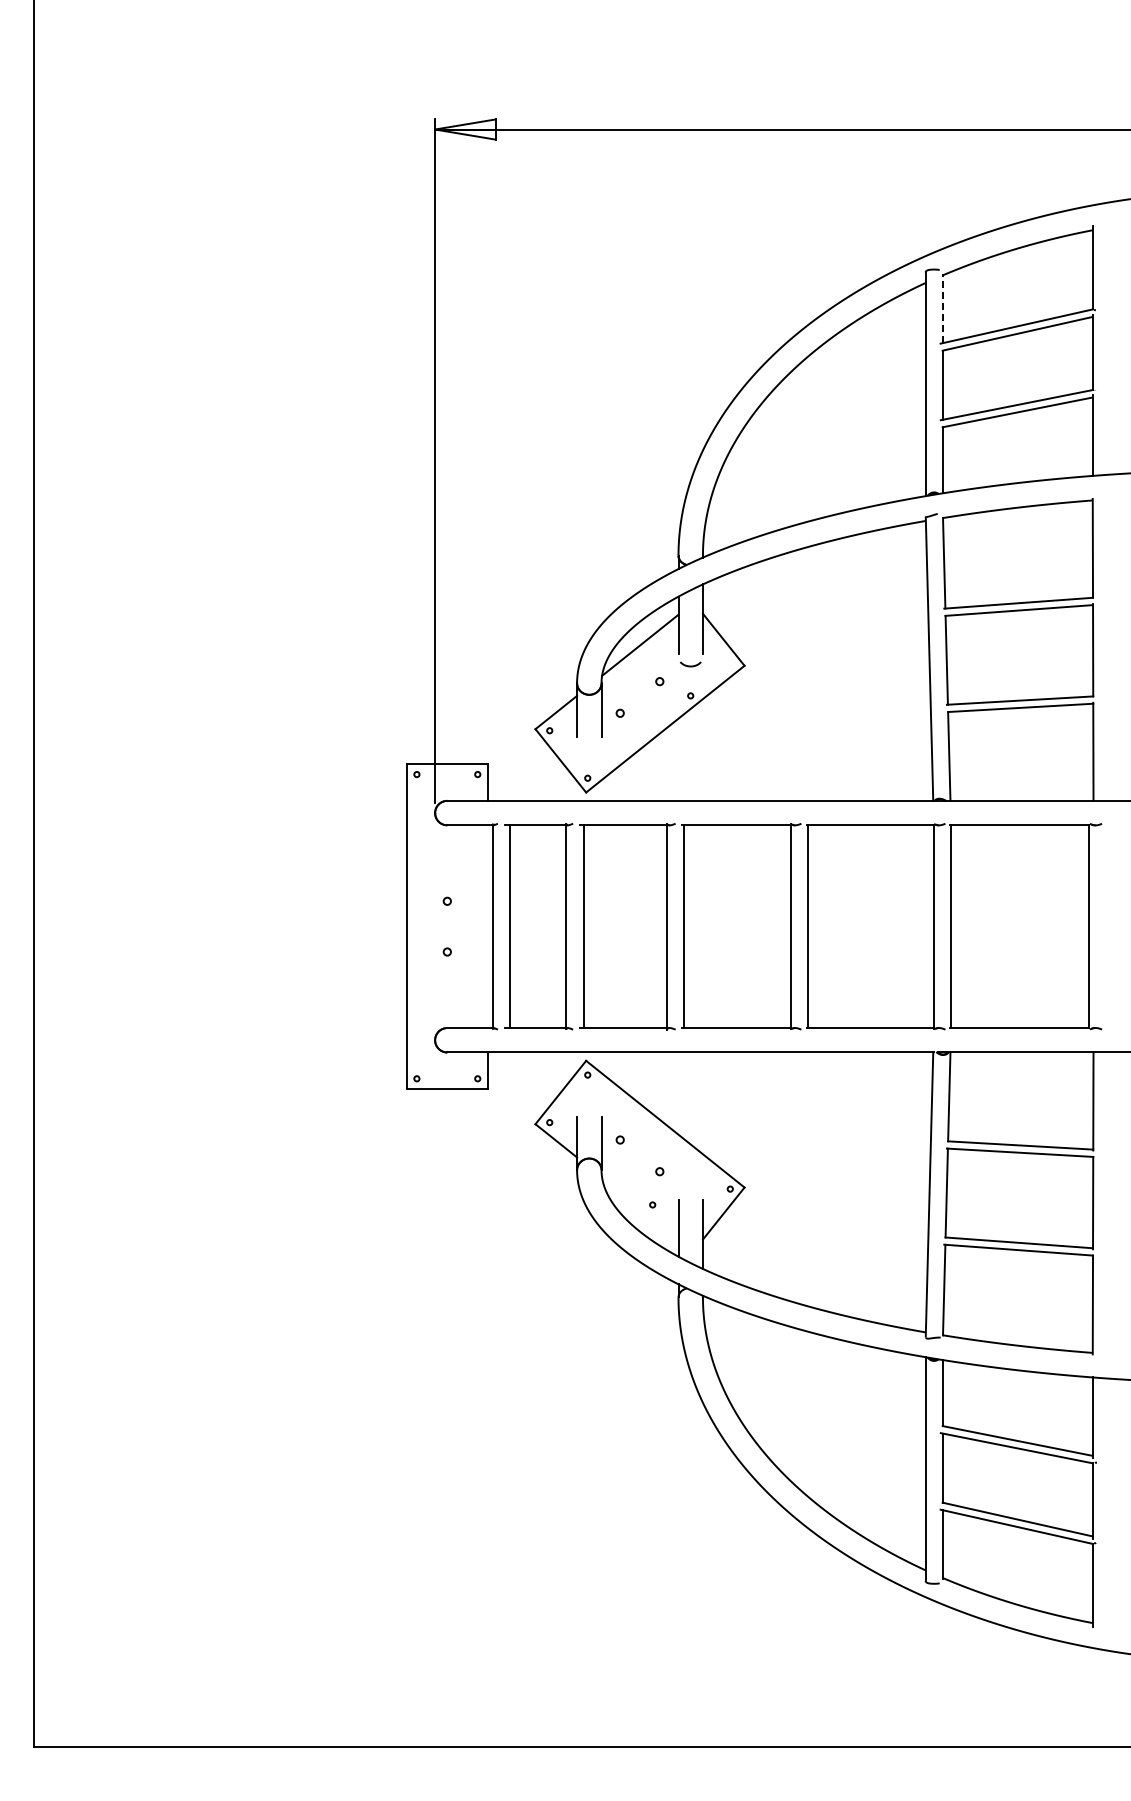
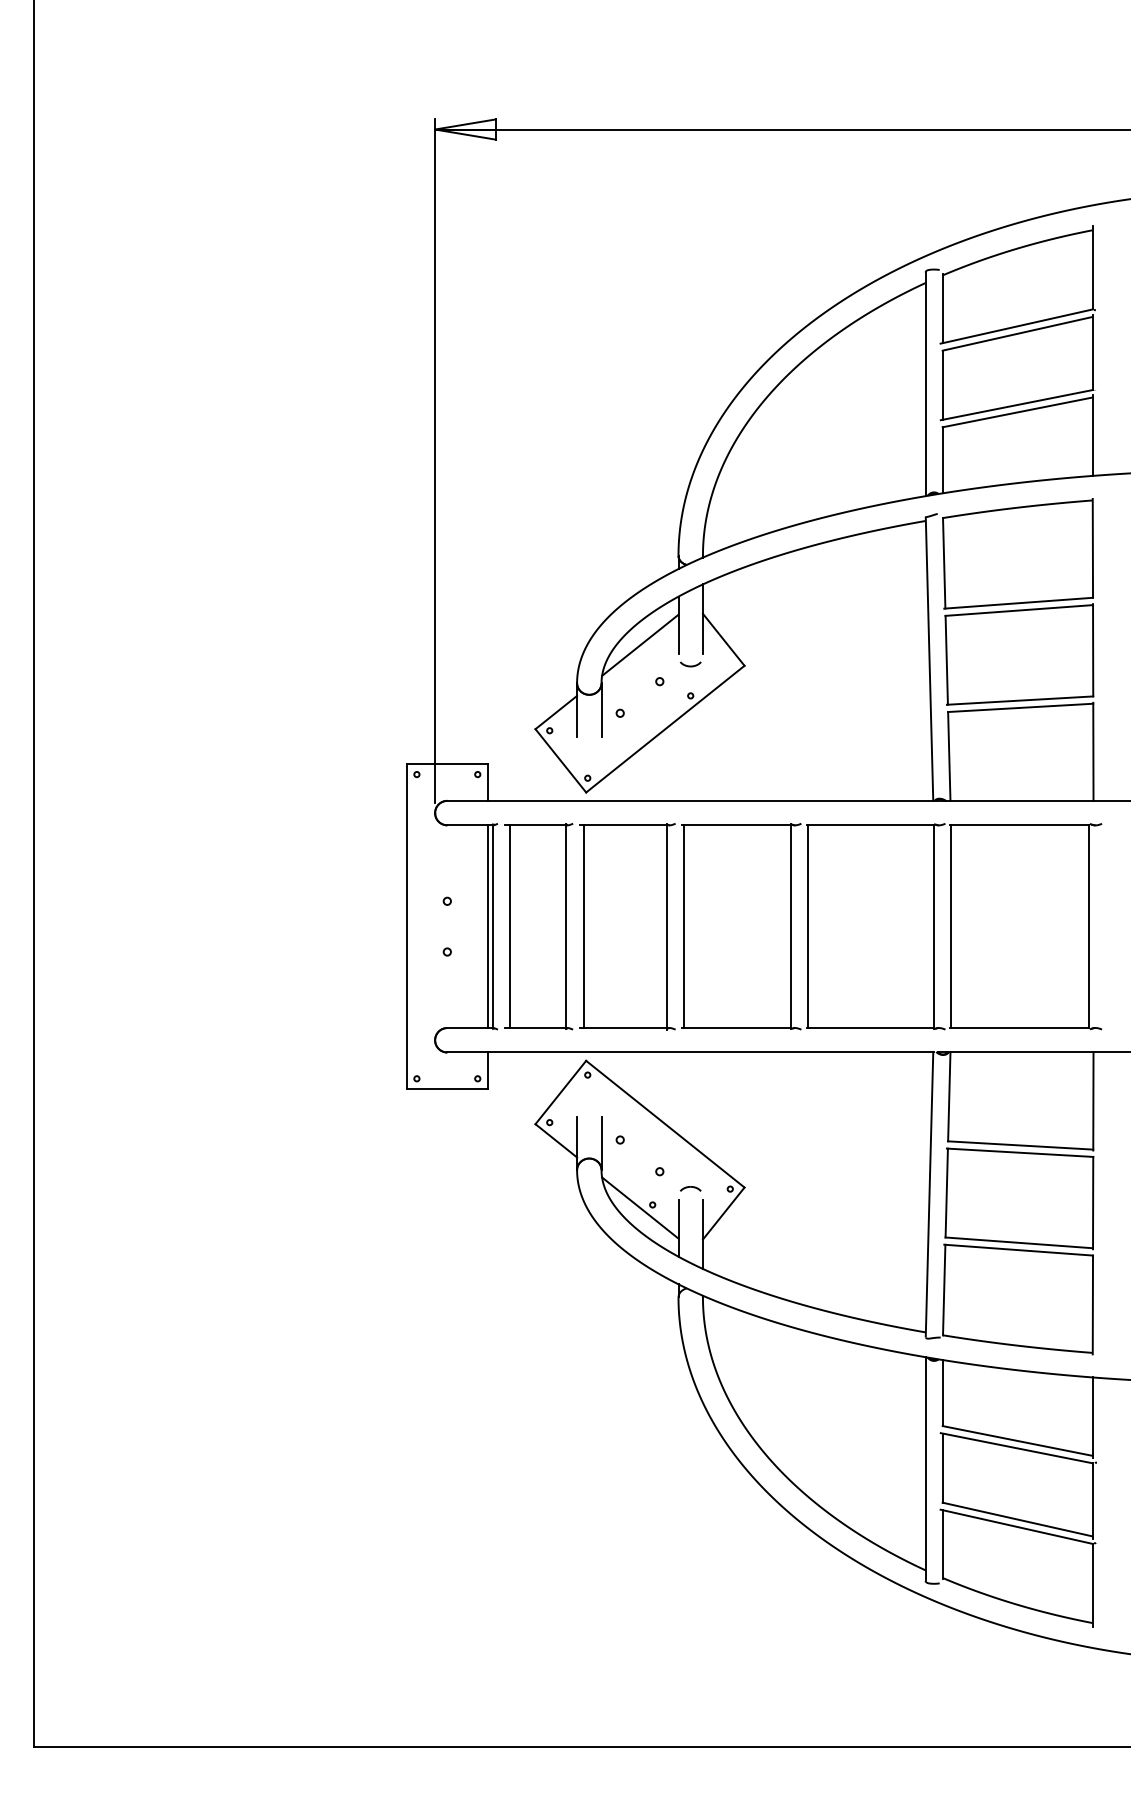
line: dashed -> solid (942, 308)
line: none -> present (487, 926)
part: none -> present (690, 1188)
line: none -> present (640, 1207)
